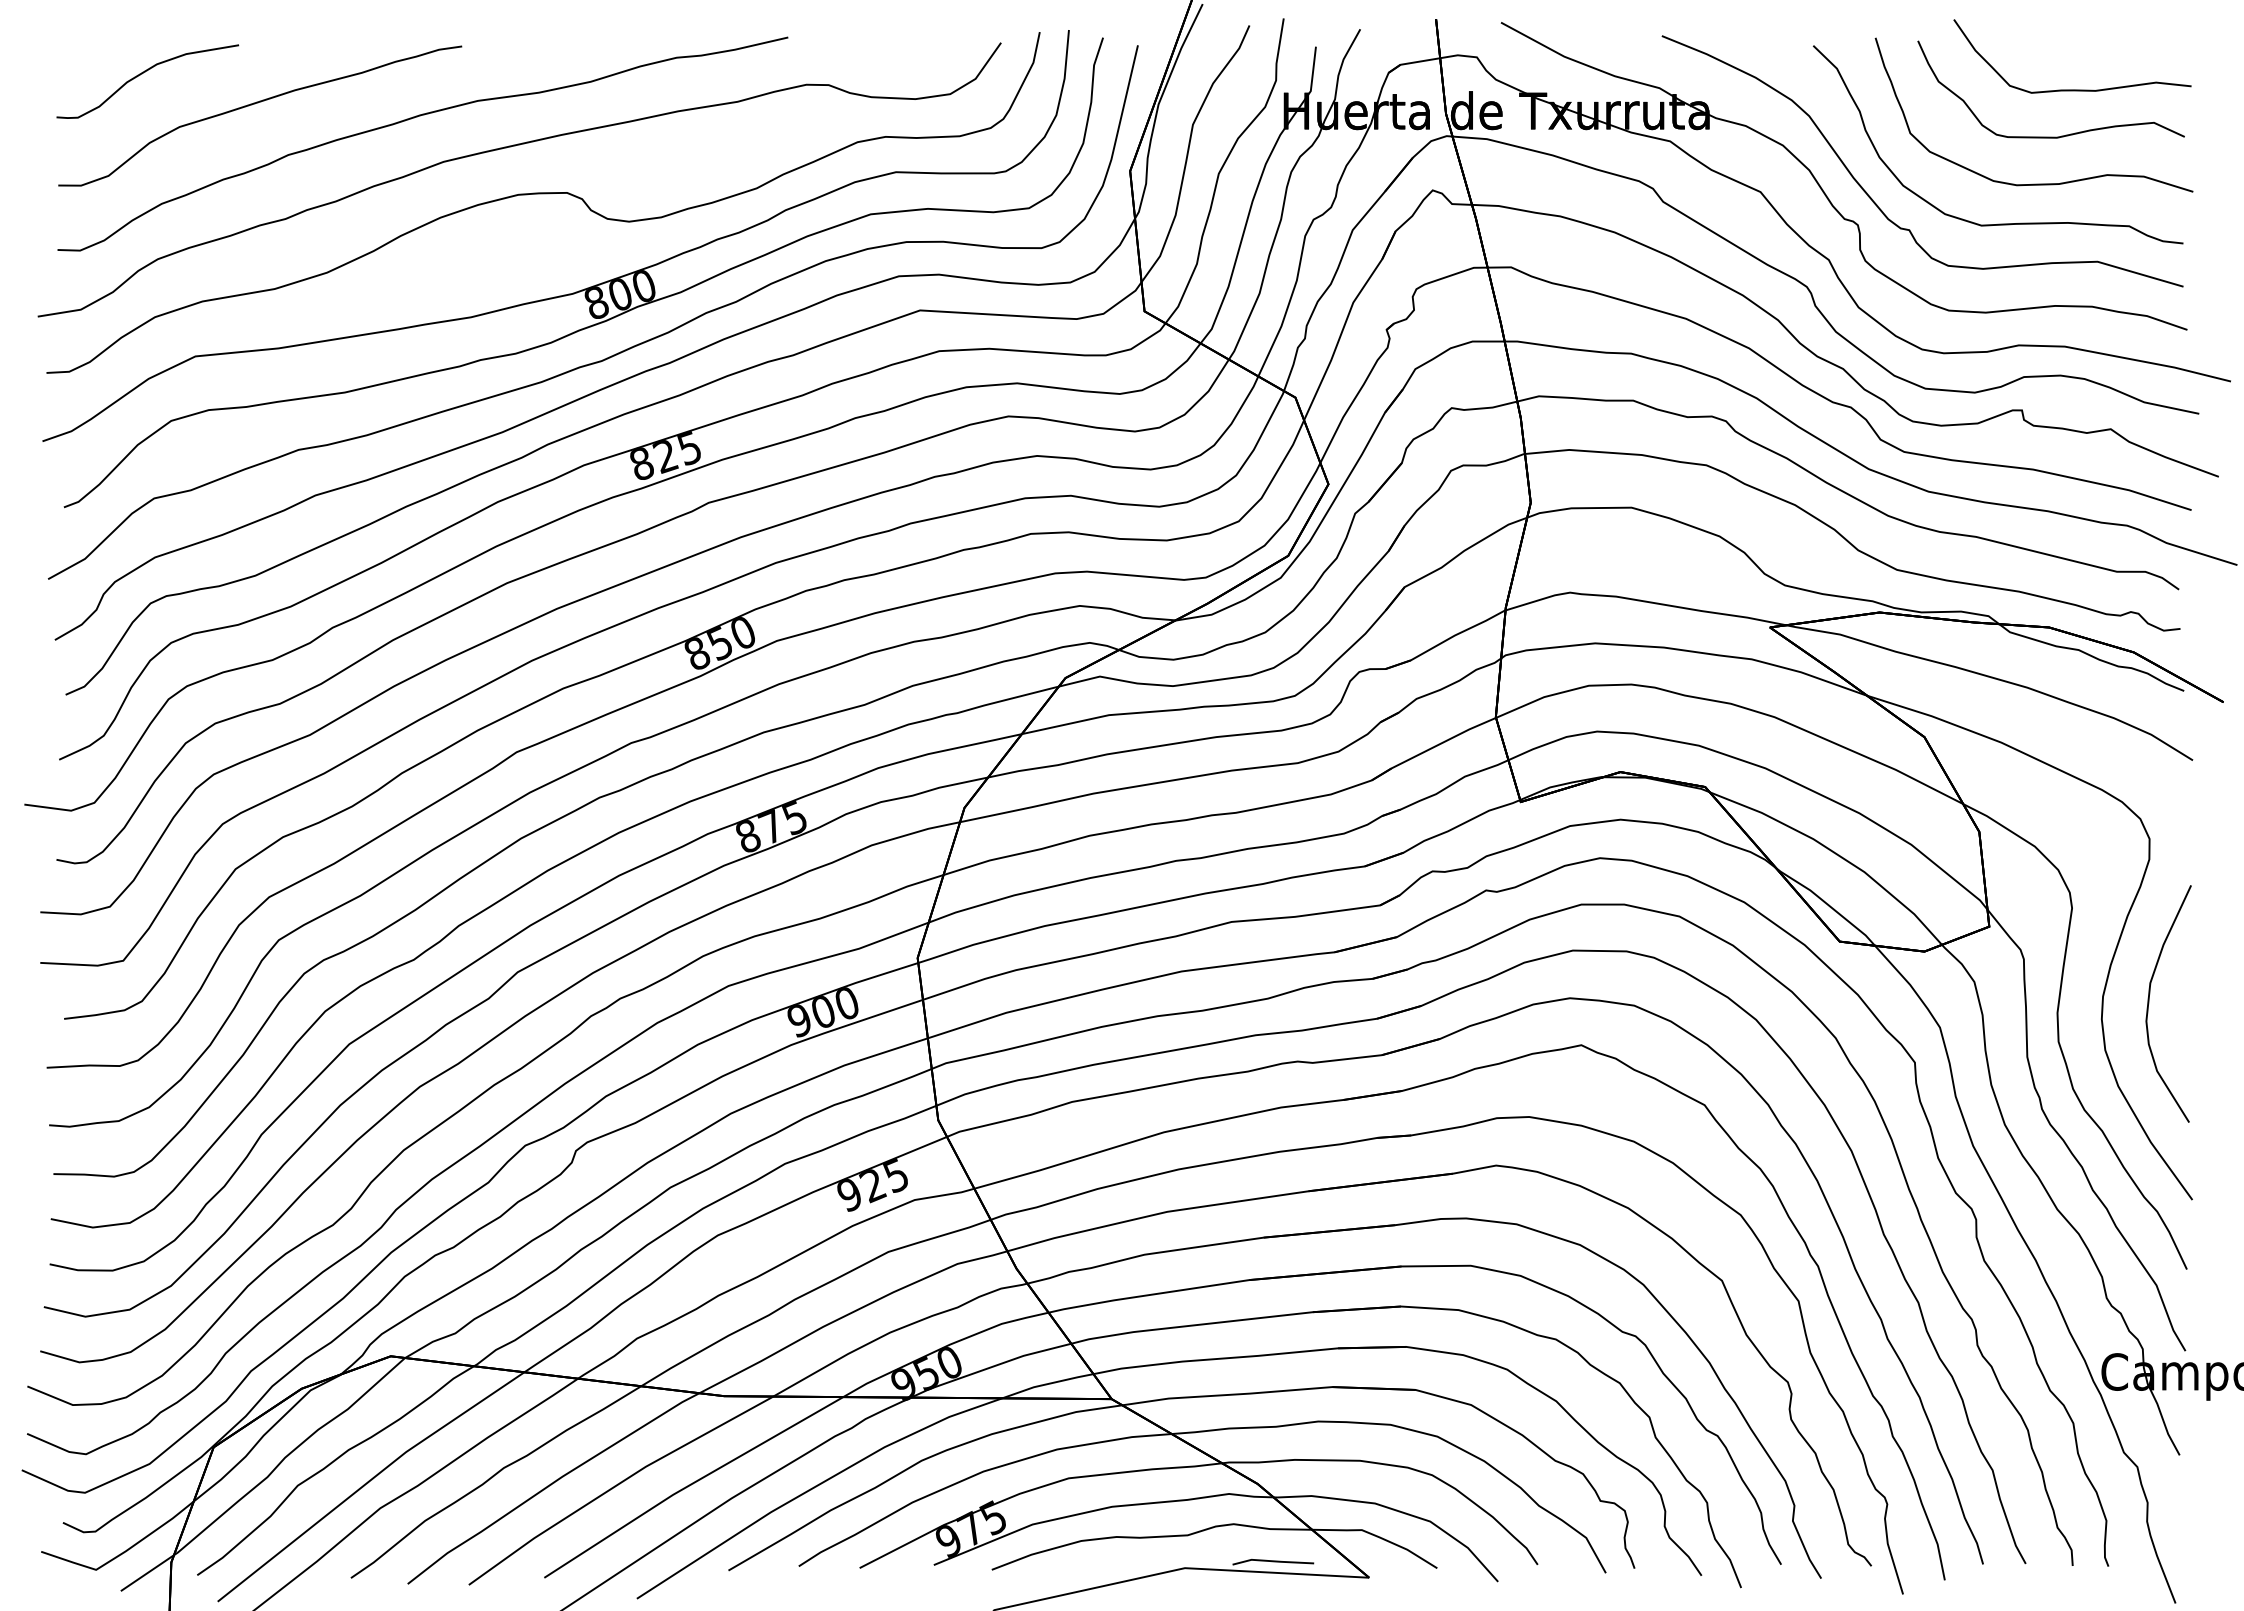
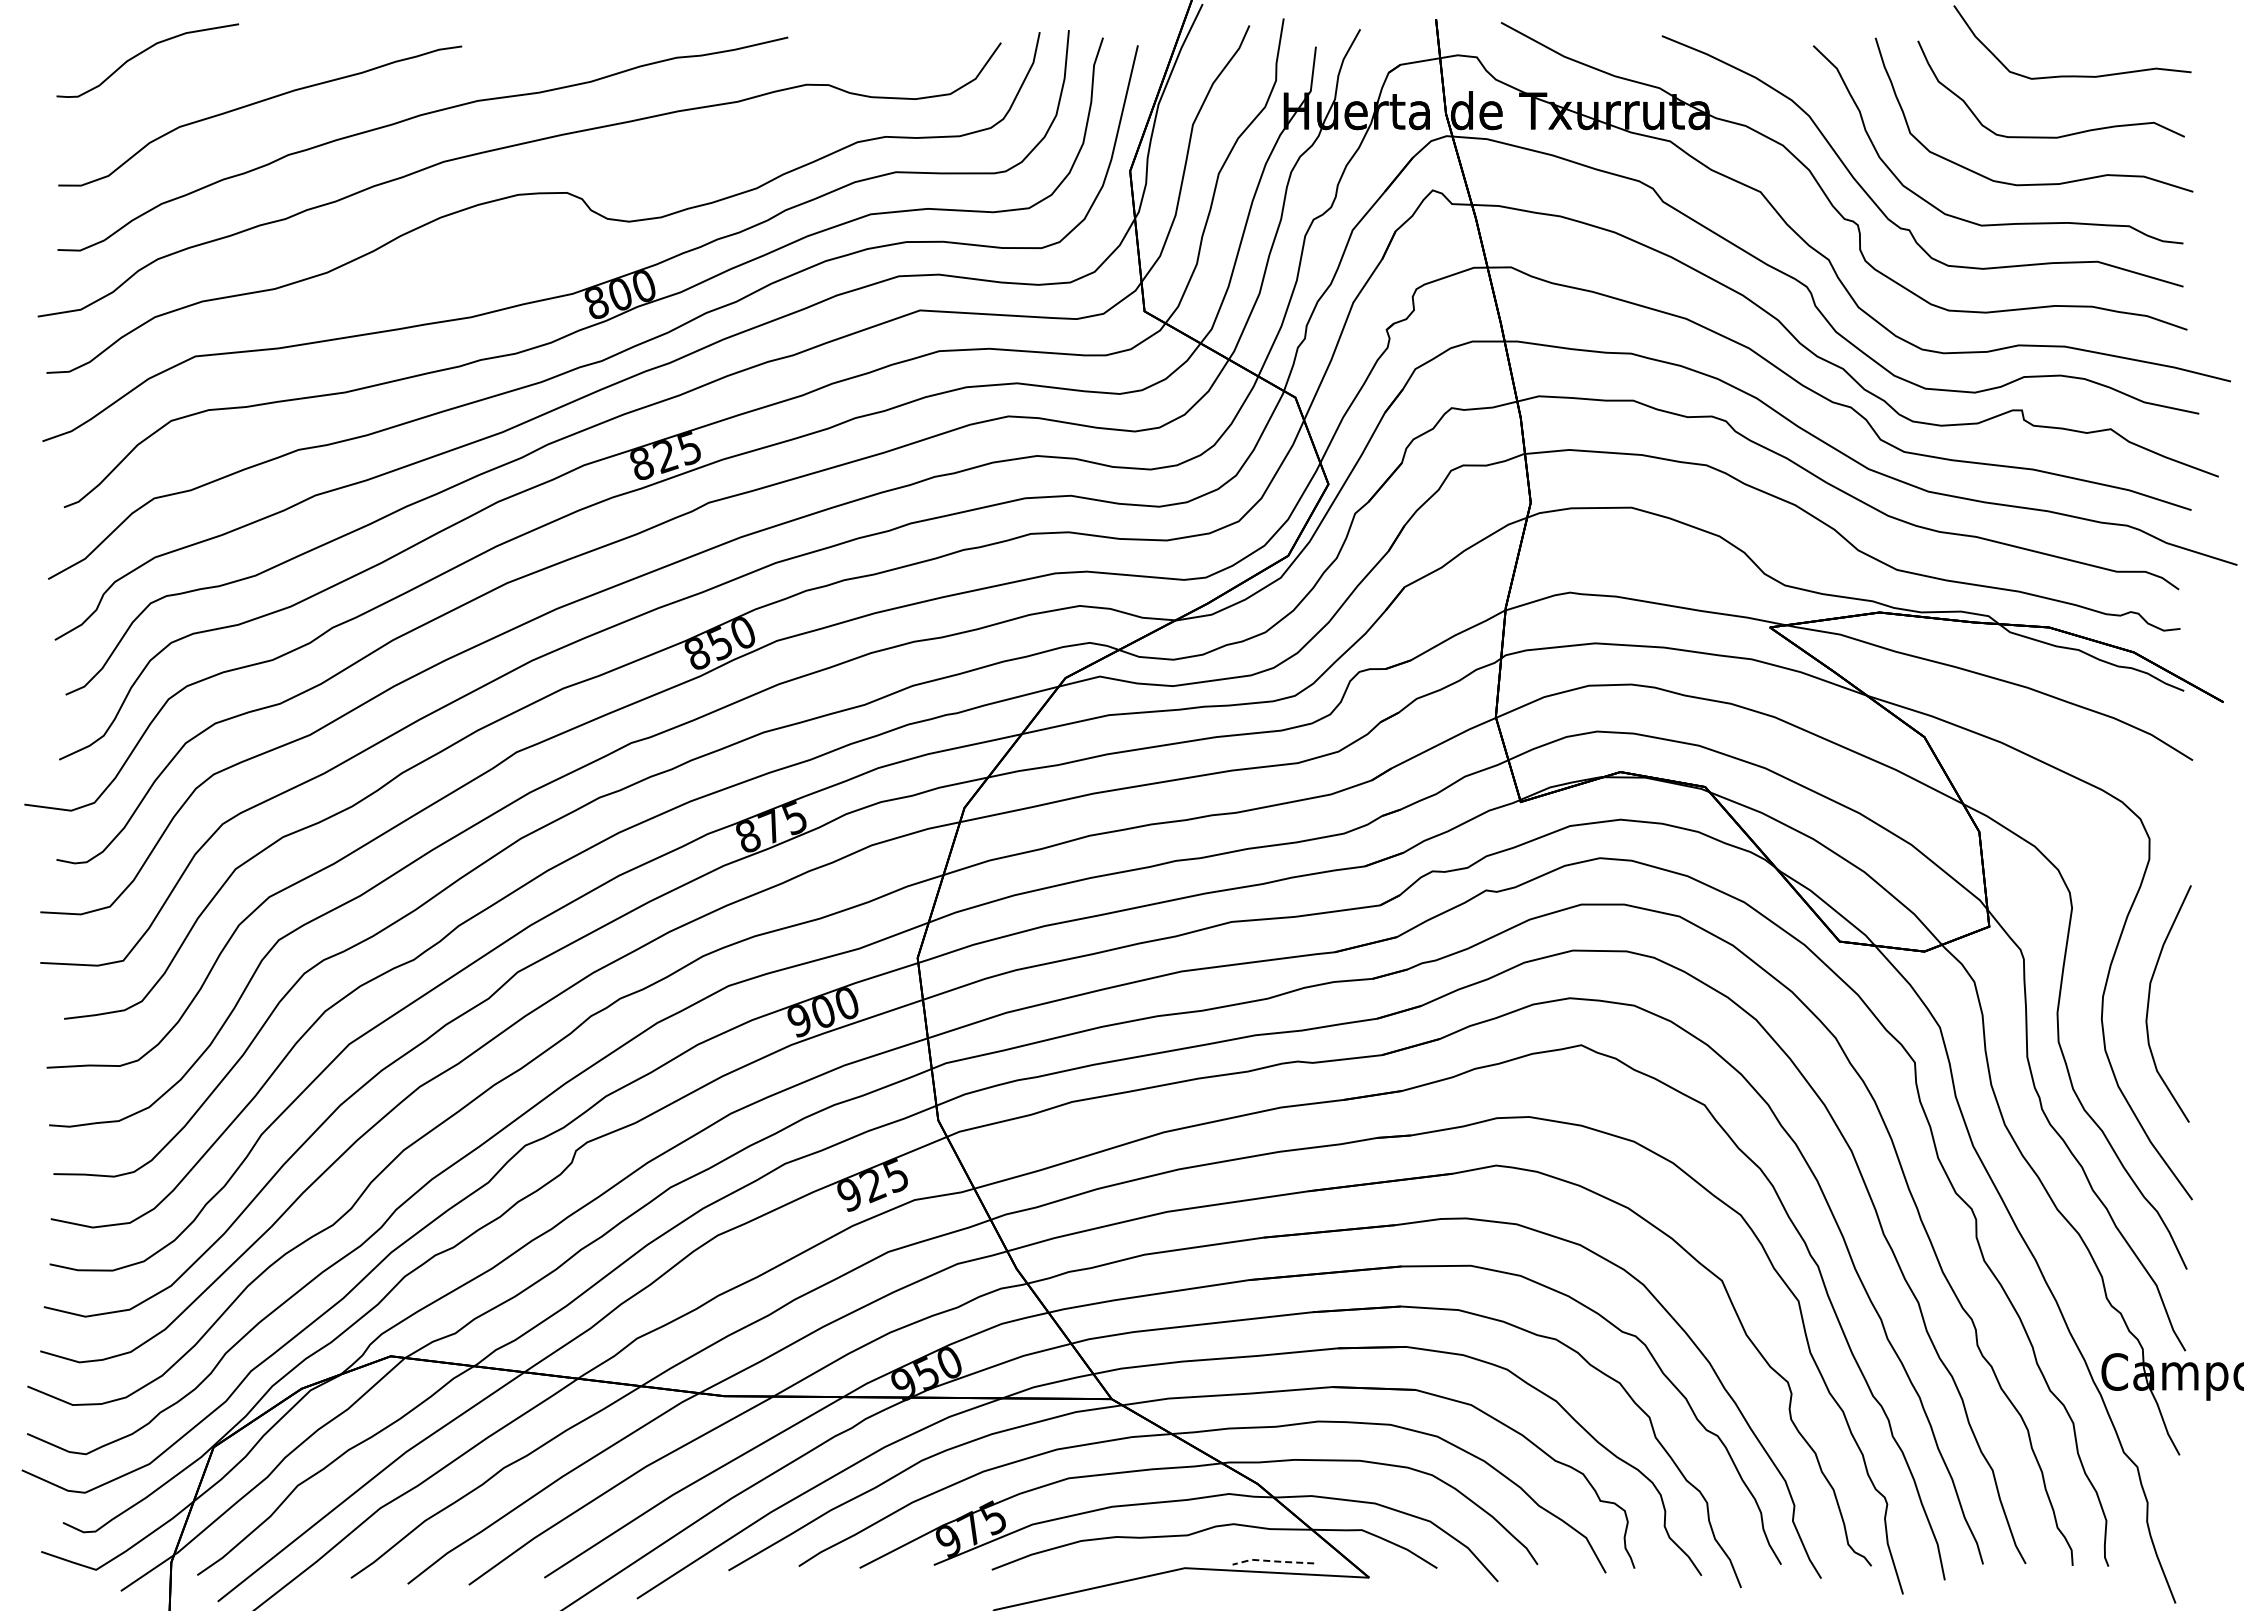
curve position: (142, 74) -> (142, 53) (142, 53)
curve position: (2072, 89) -> (2072, 75) (2072, 75)
line: solid -> dashed (1273, 1561)
